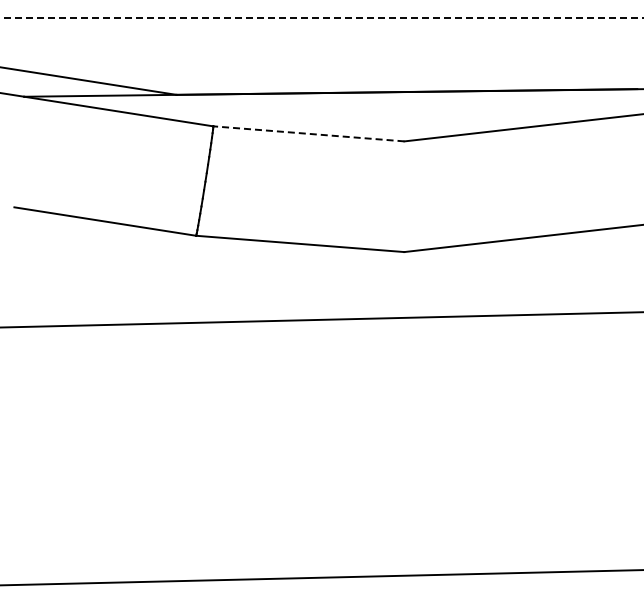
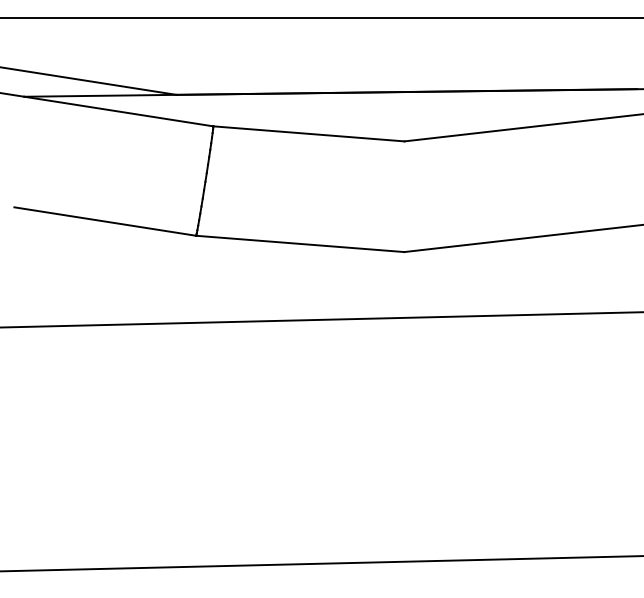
line: dashed -> solid (322, 17)
line: dashed -> solid (308, 133)
line position: (321, 577) -> (321, 563) (321, 563)
